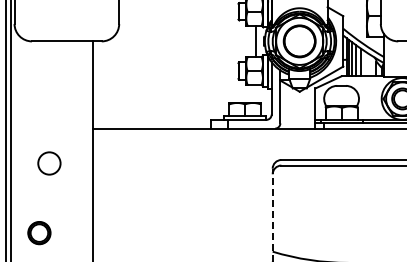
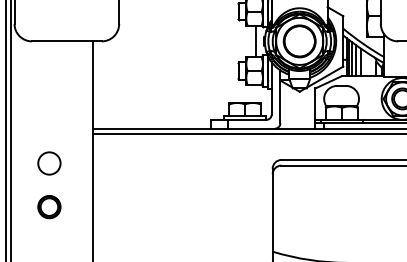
line: none -> present (248, 133)
line: dashed -> solid (272, 214)
part position: (39, 233) -> (49, 207) (49, 207)
